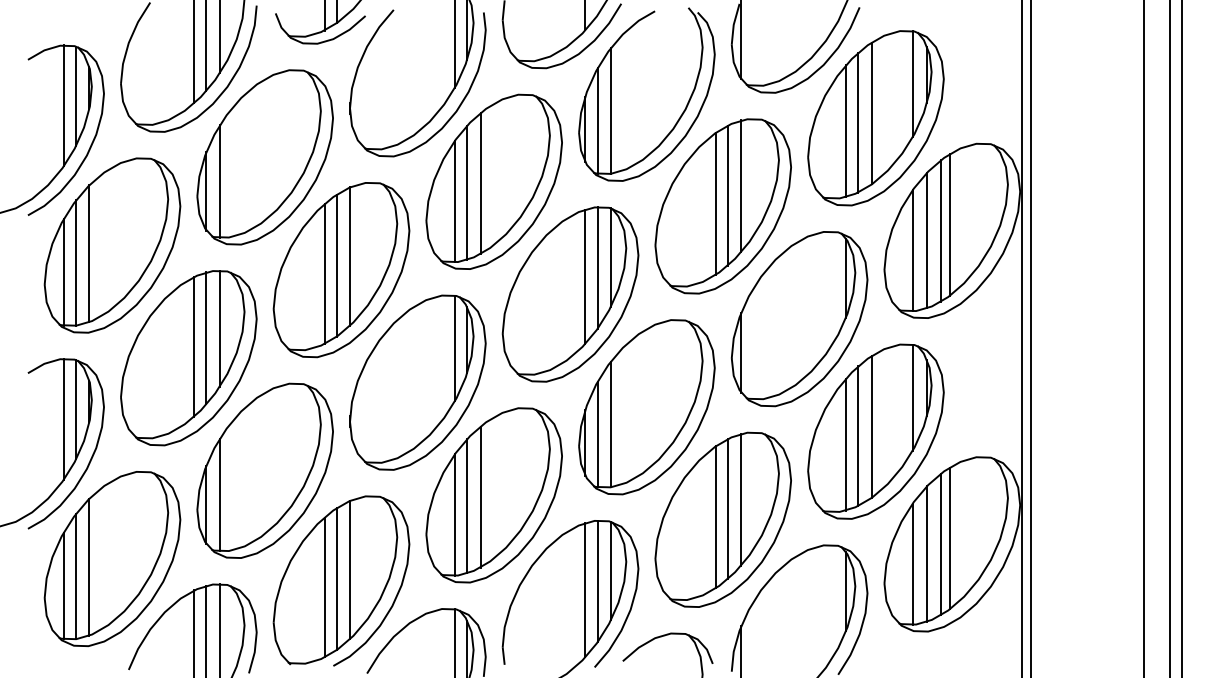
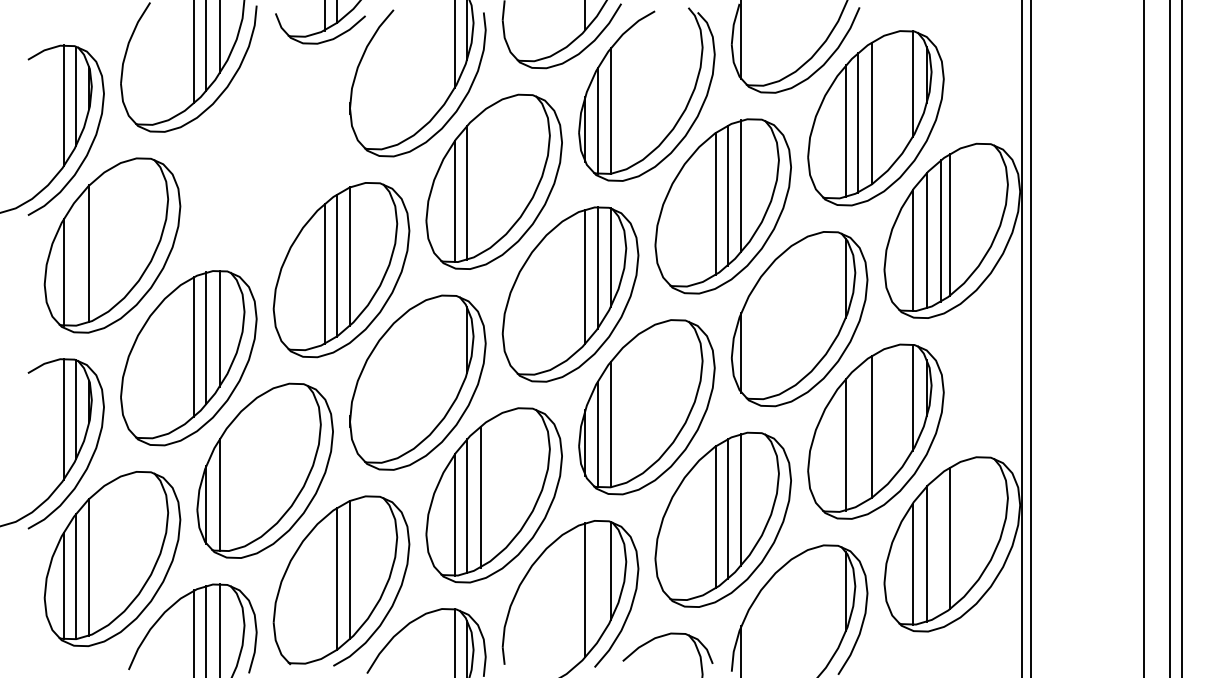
part: present -> none (264, 157)
line: present -> none (480, 183)
line: present -> none (76, 262)
line: present -> none (454, 348)
line: present -> none (858, 435)
line: present -> none (941, 544)
line: present -> none (597, 581)
line: present -> none (324, 587)
